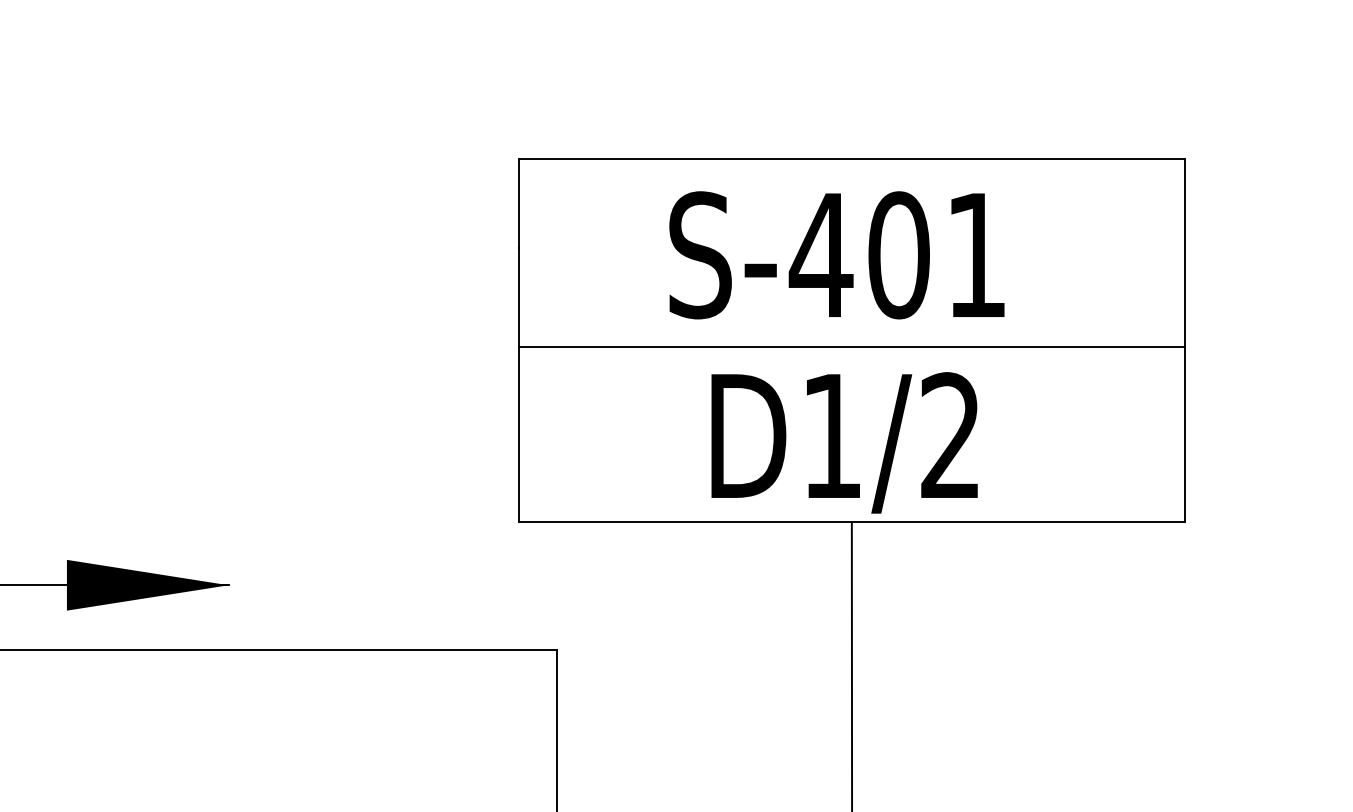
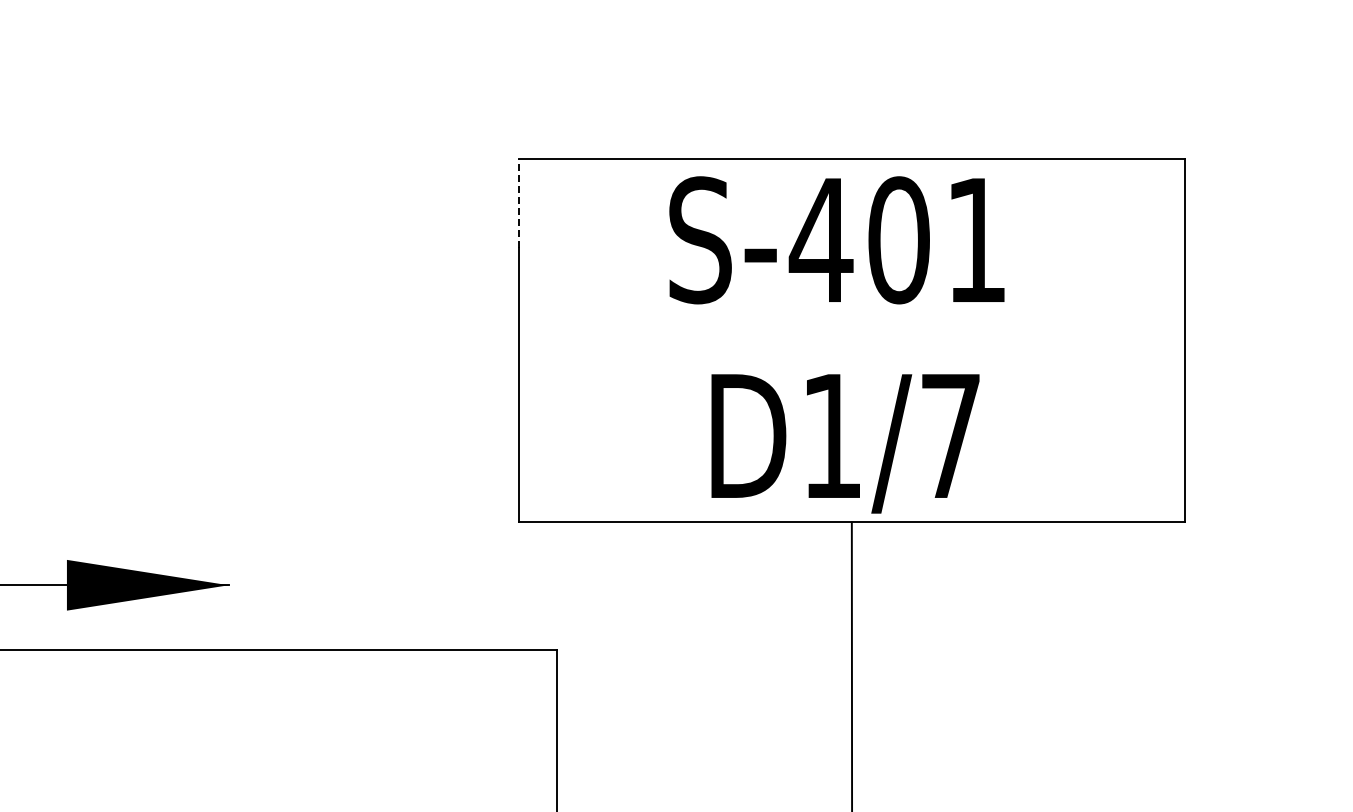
line: solid -> dashed (518, 203)
text position: (836, 255) -> (836, 240) (836, 240)
line: present -> none (851, 347)
text: D1/2 -> D1/7 (950, 434)
